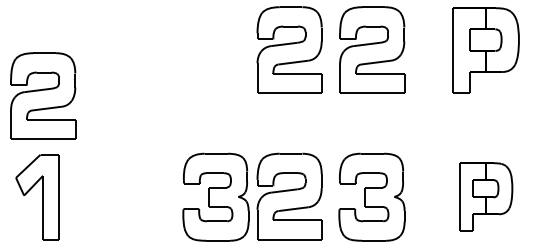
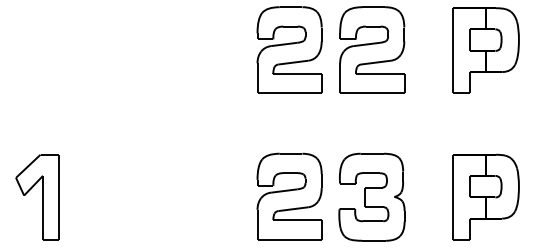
part: present -> none (43, 95)
part: present -> none (215, 196)
part size: 55x70 px -> 68x88 px (485, 196)
